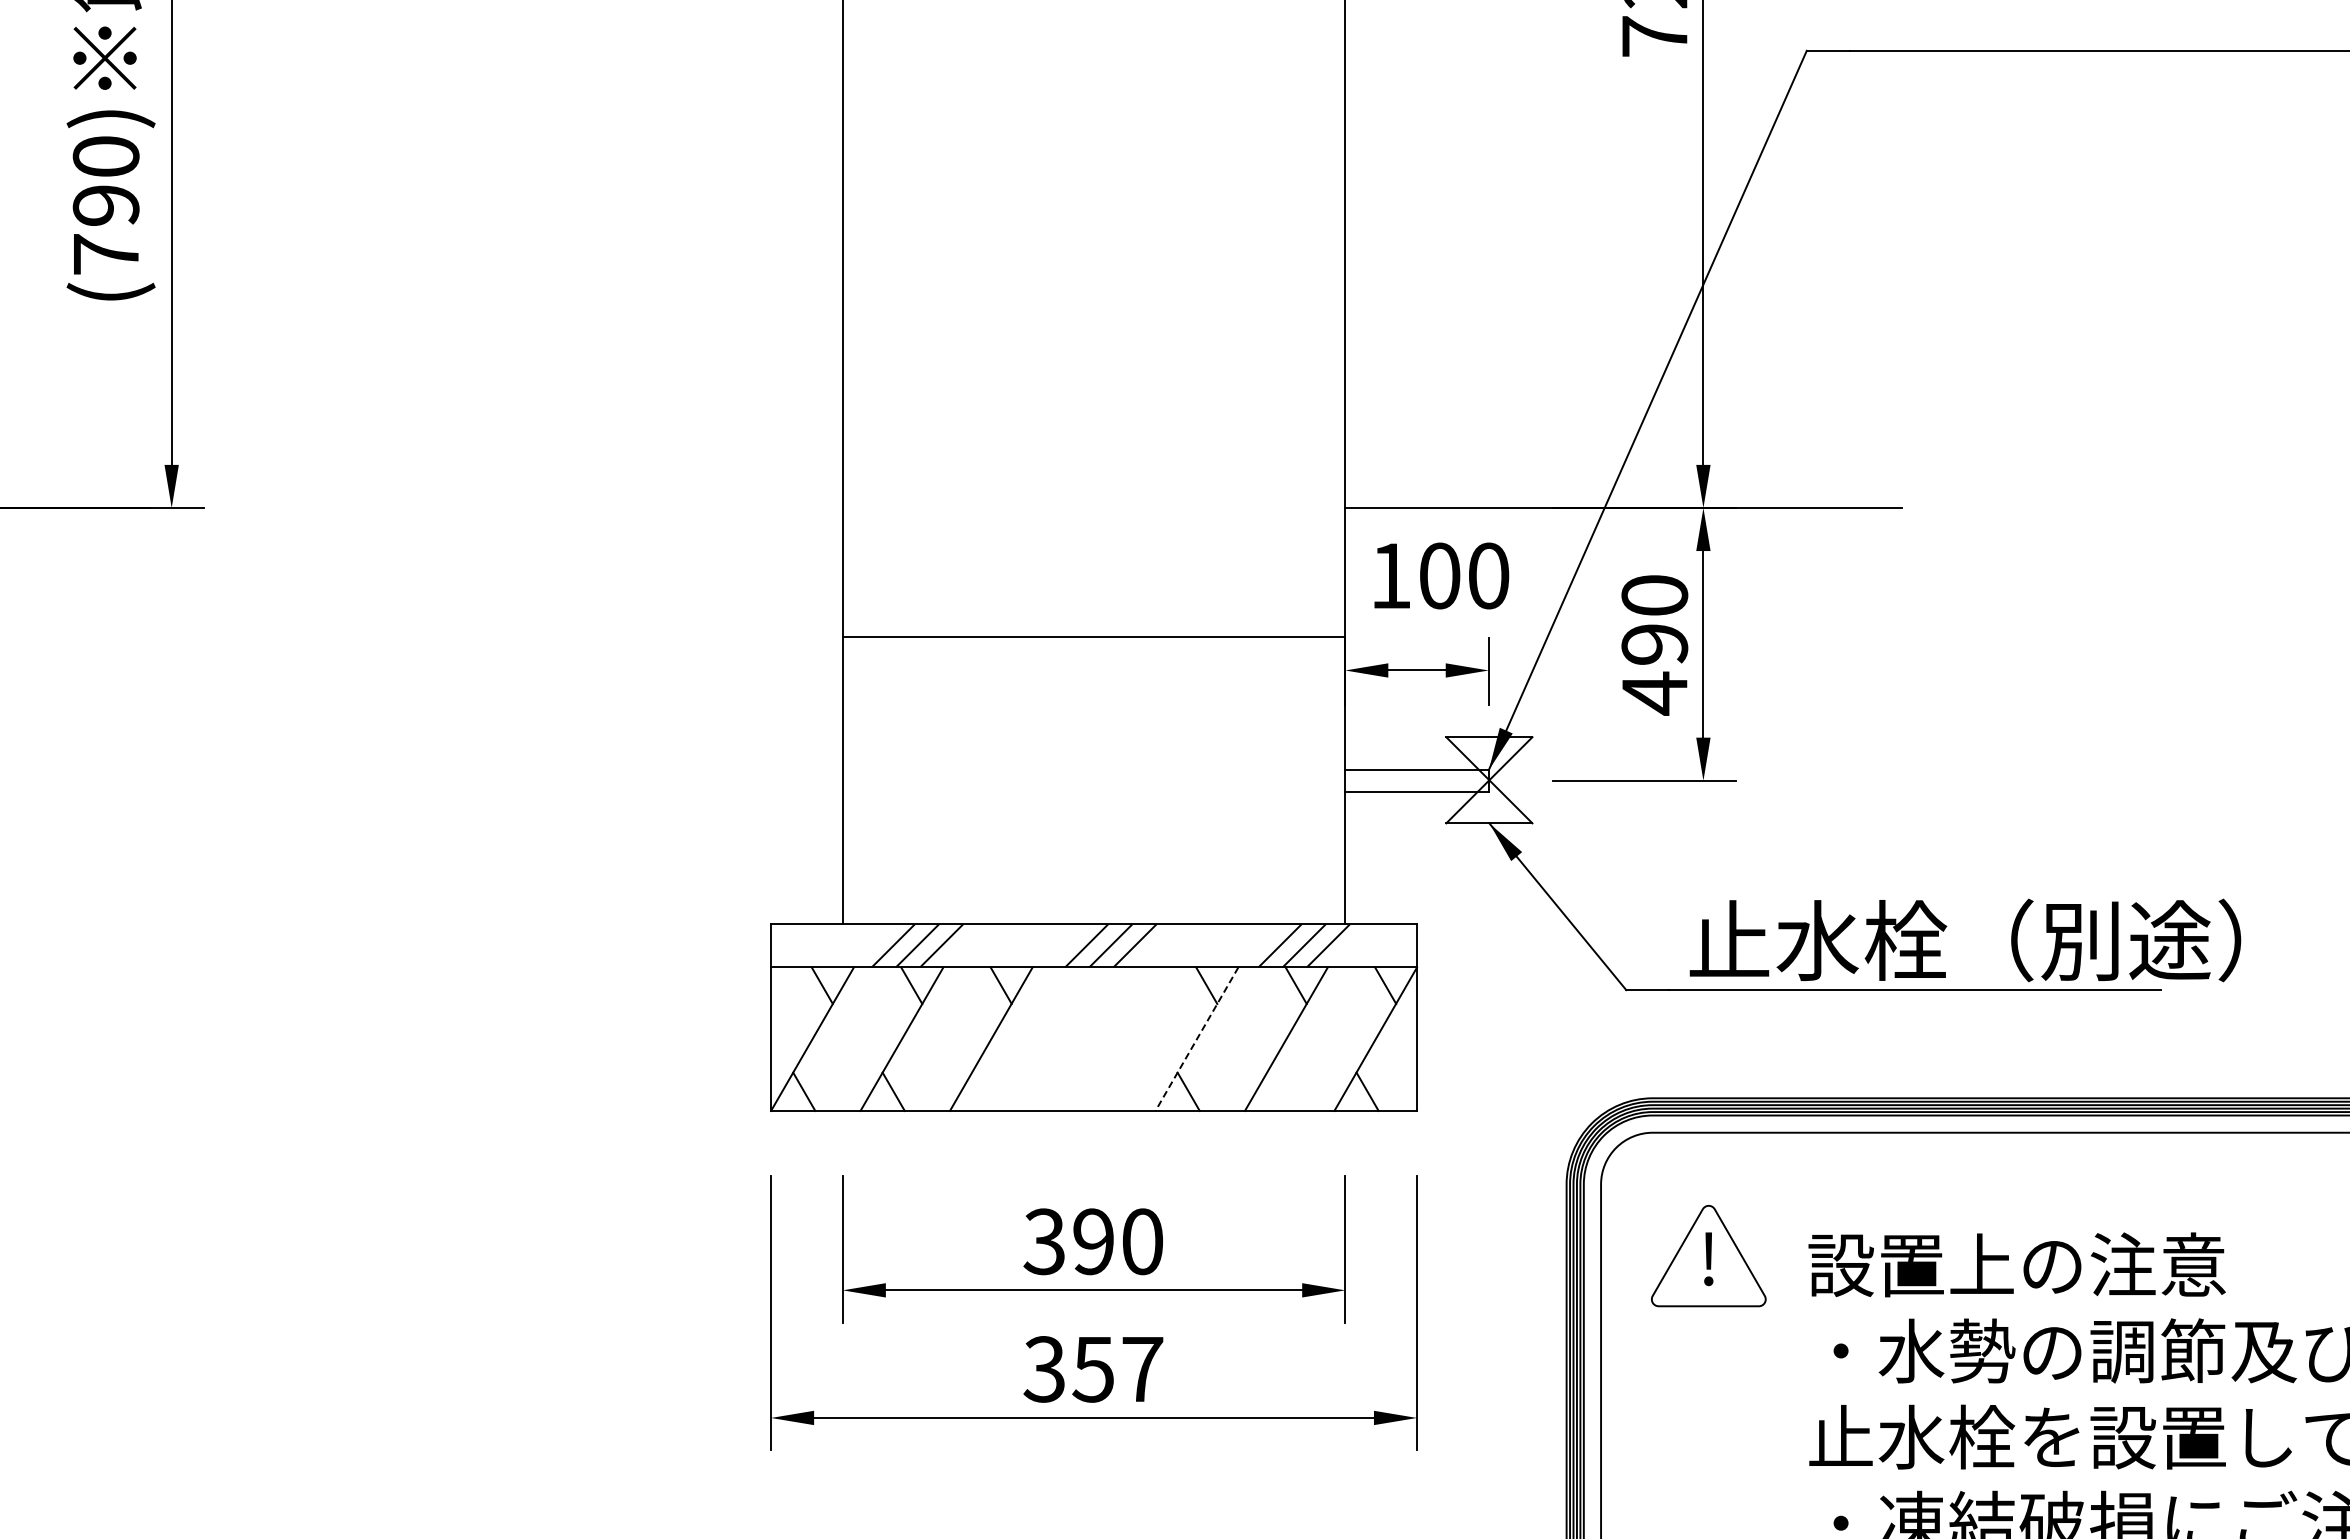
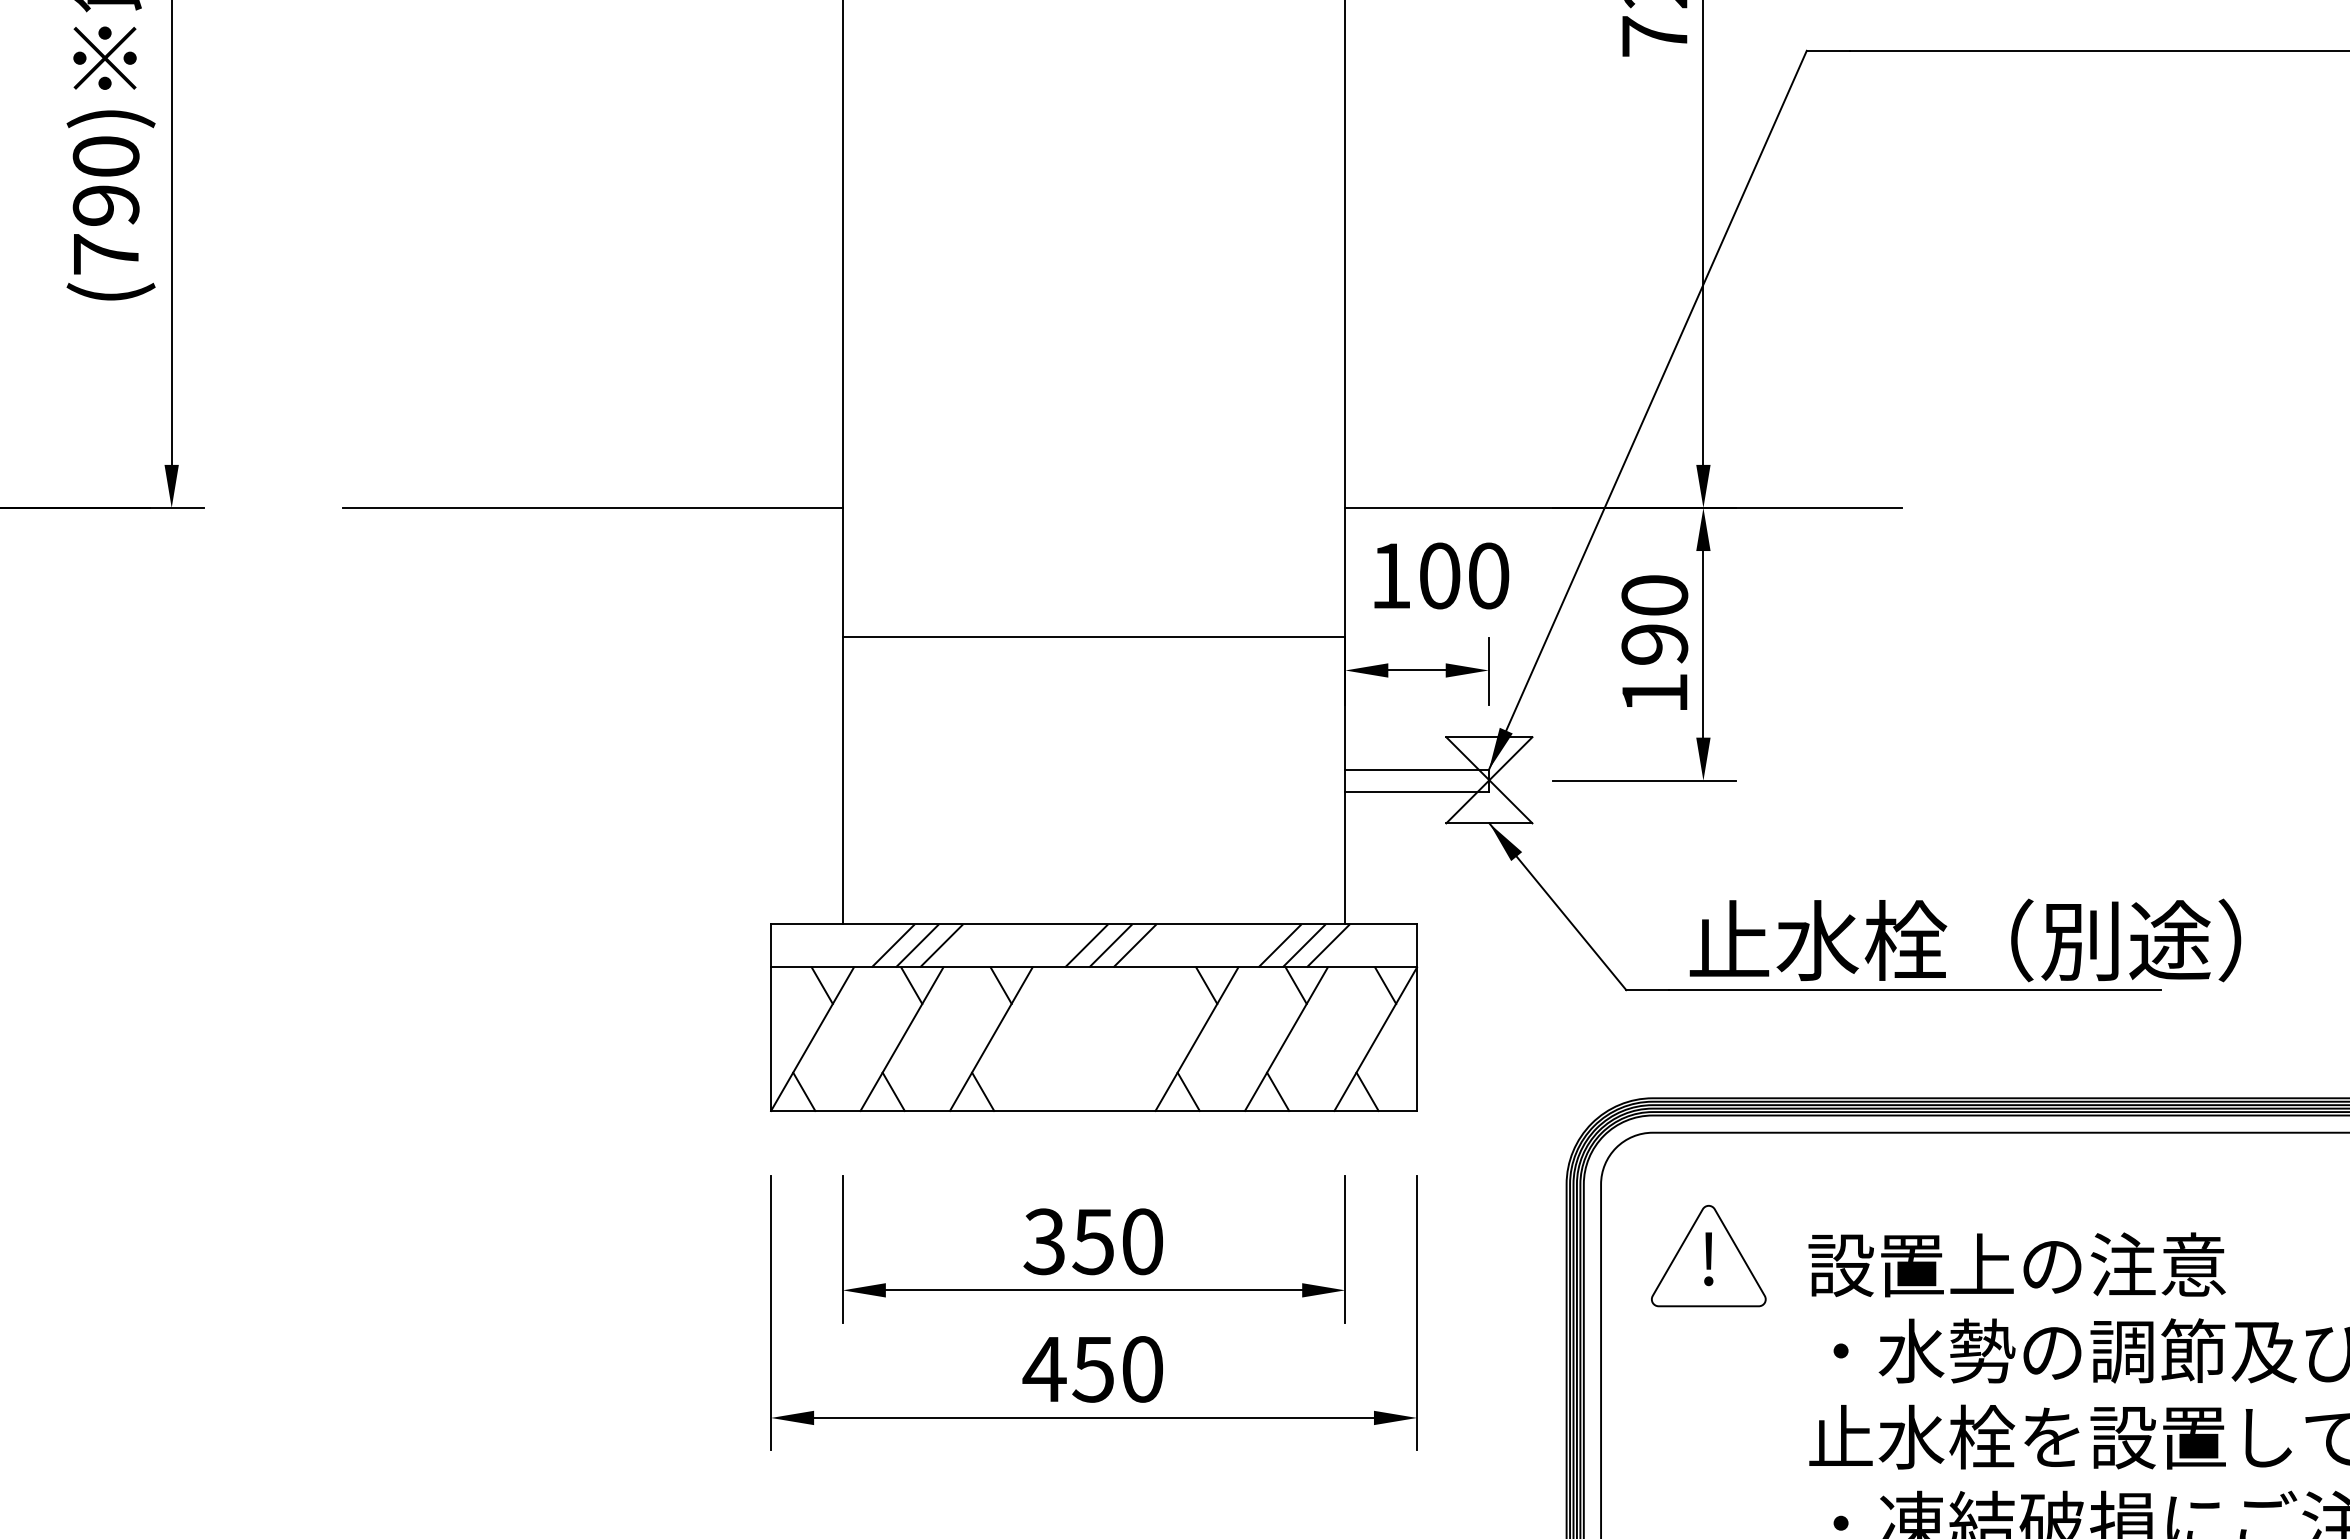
line: none -> present (592, 508)
text: 490 -> 190 (1654, 693)
line: dashed -> solid (1196, 1039)
line: none -> present (983, 1091)
line: none -> present (1278, 1091)
text: 390 -> 350 (1092, 1241)
text: 357 -> 450 (1092, 1369)
